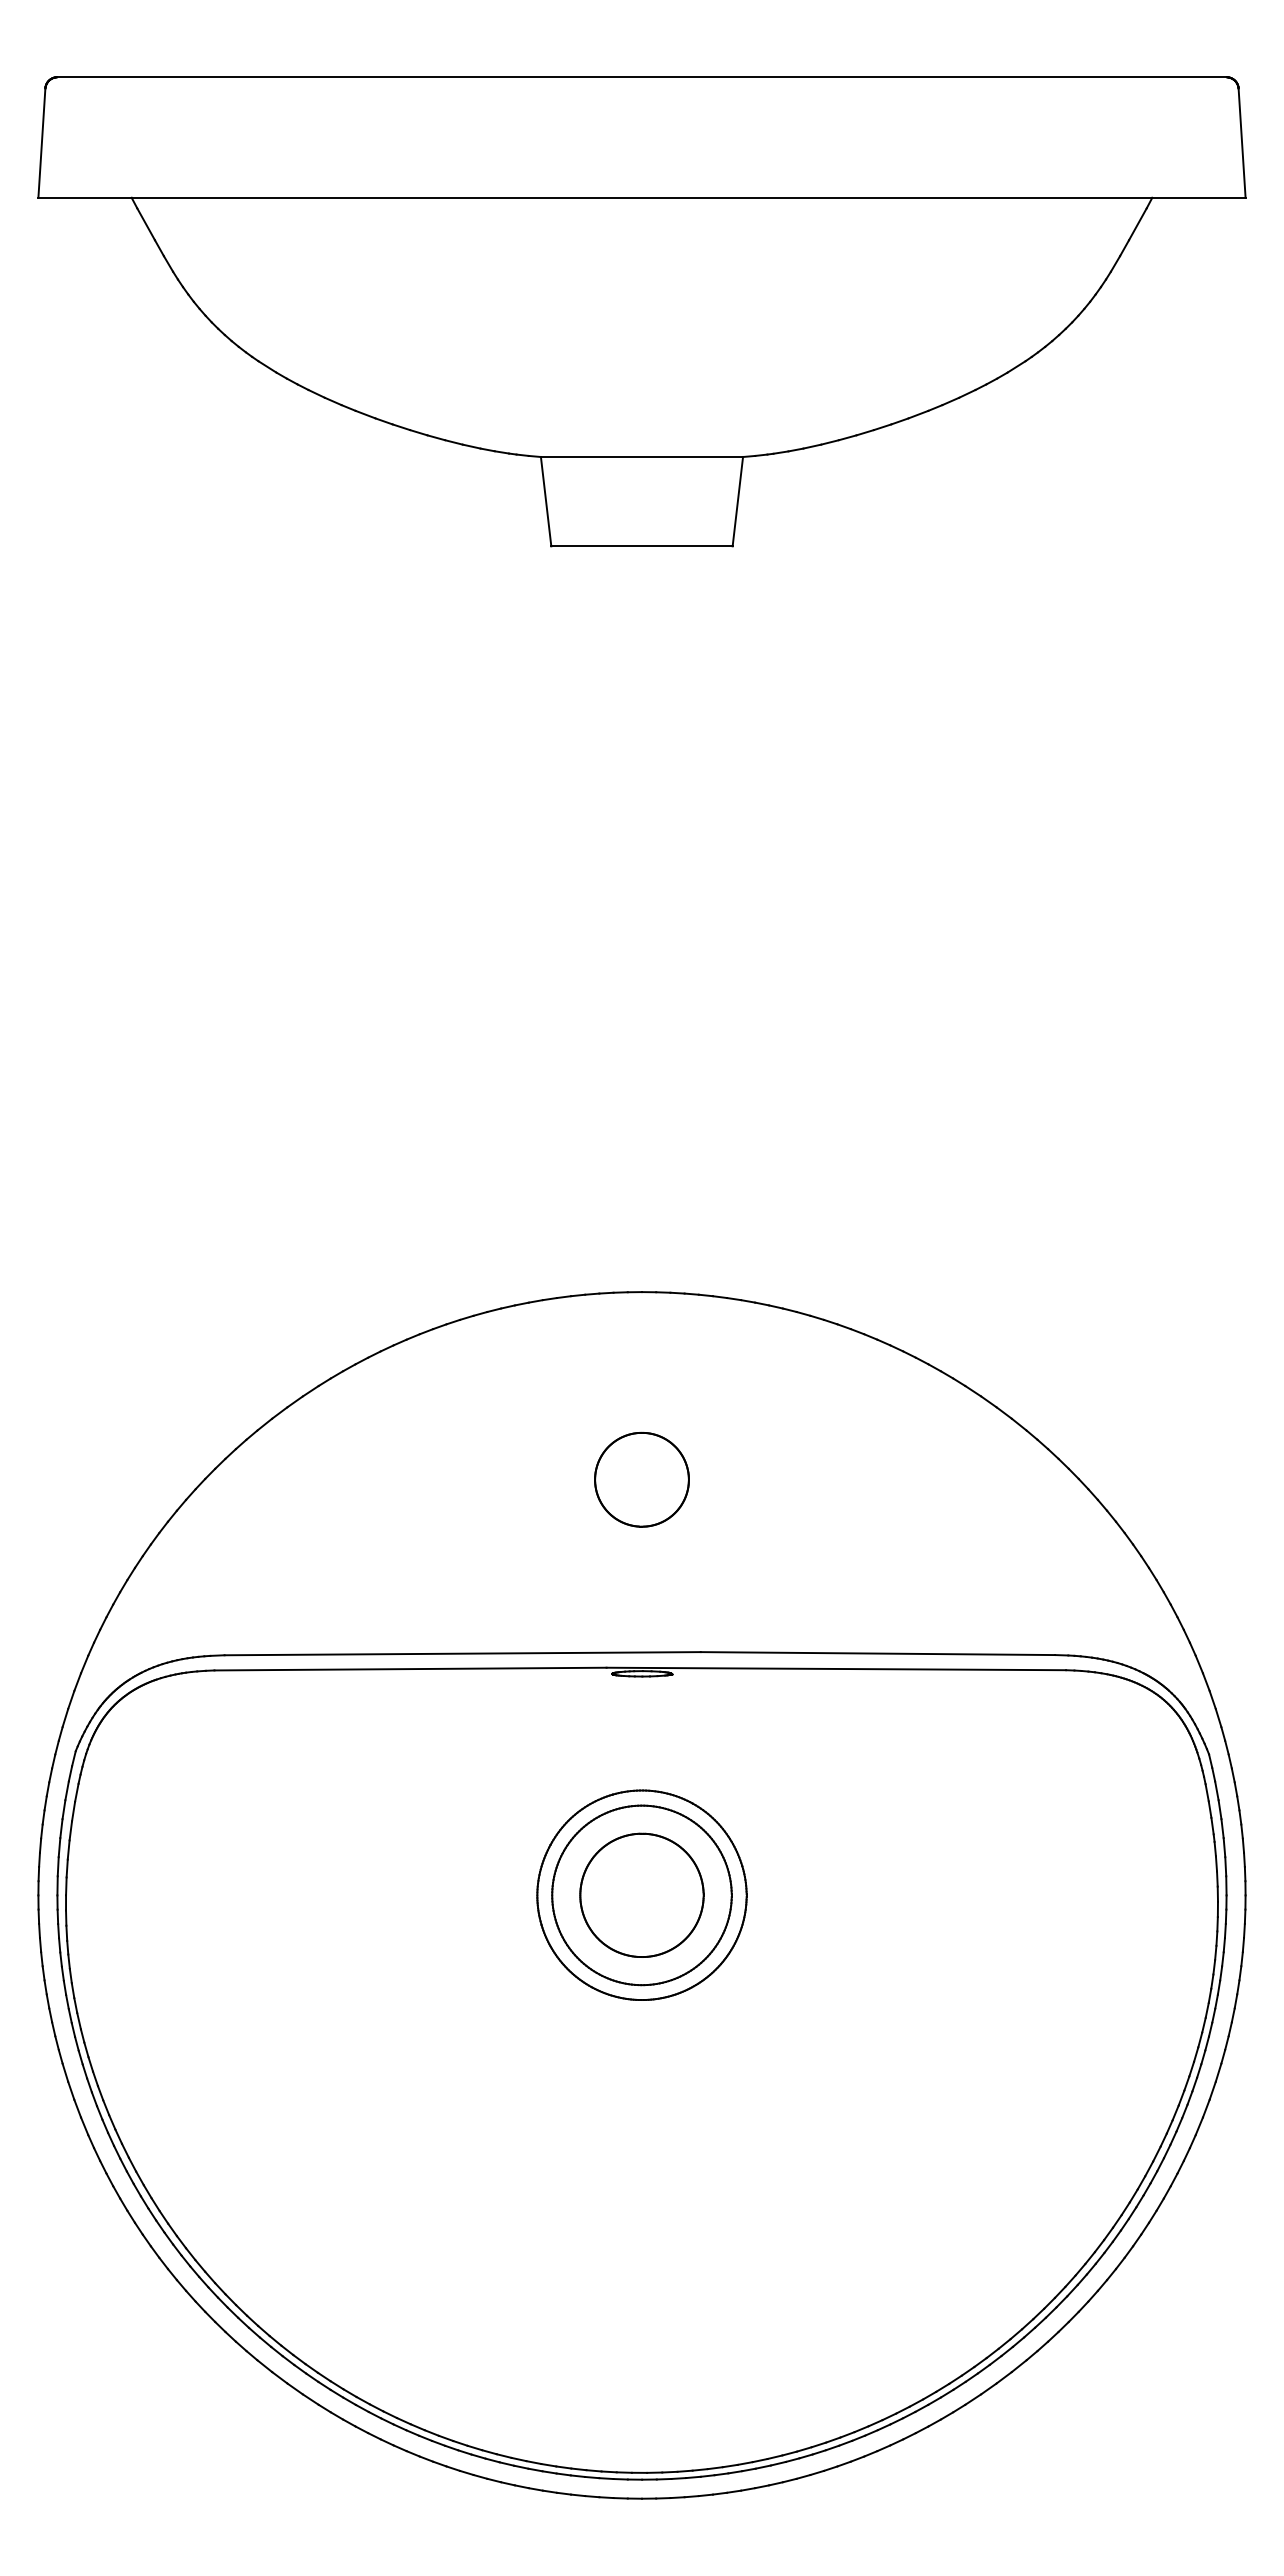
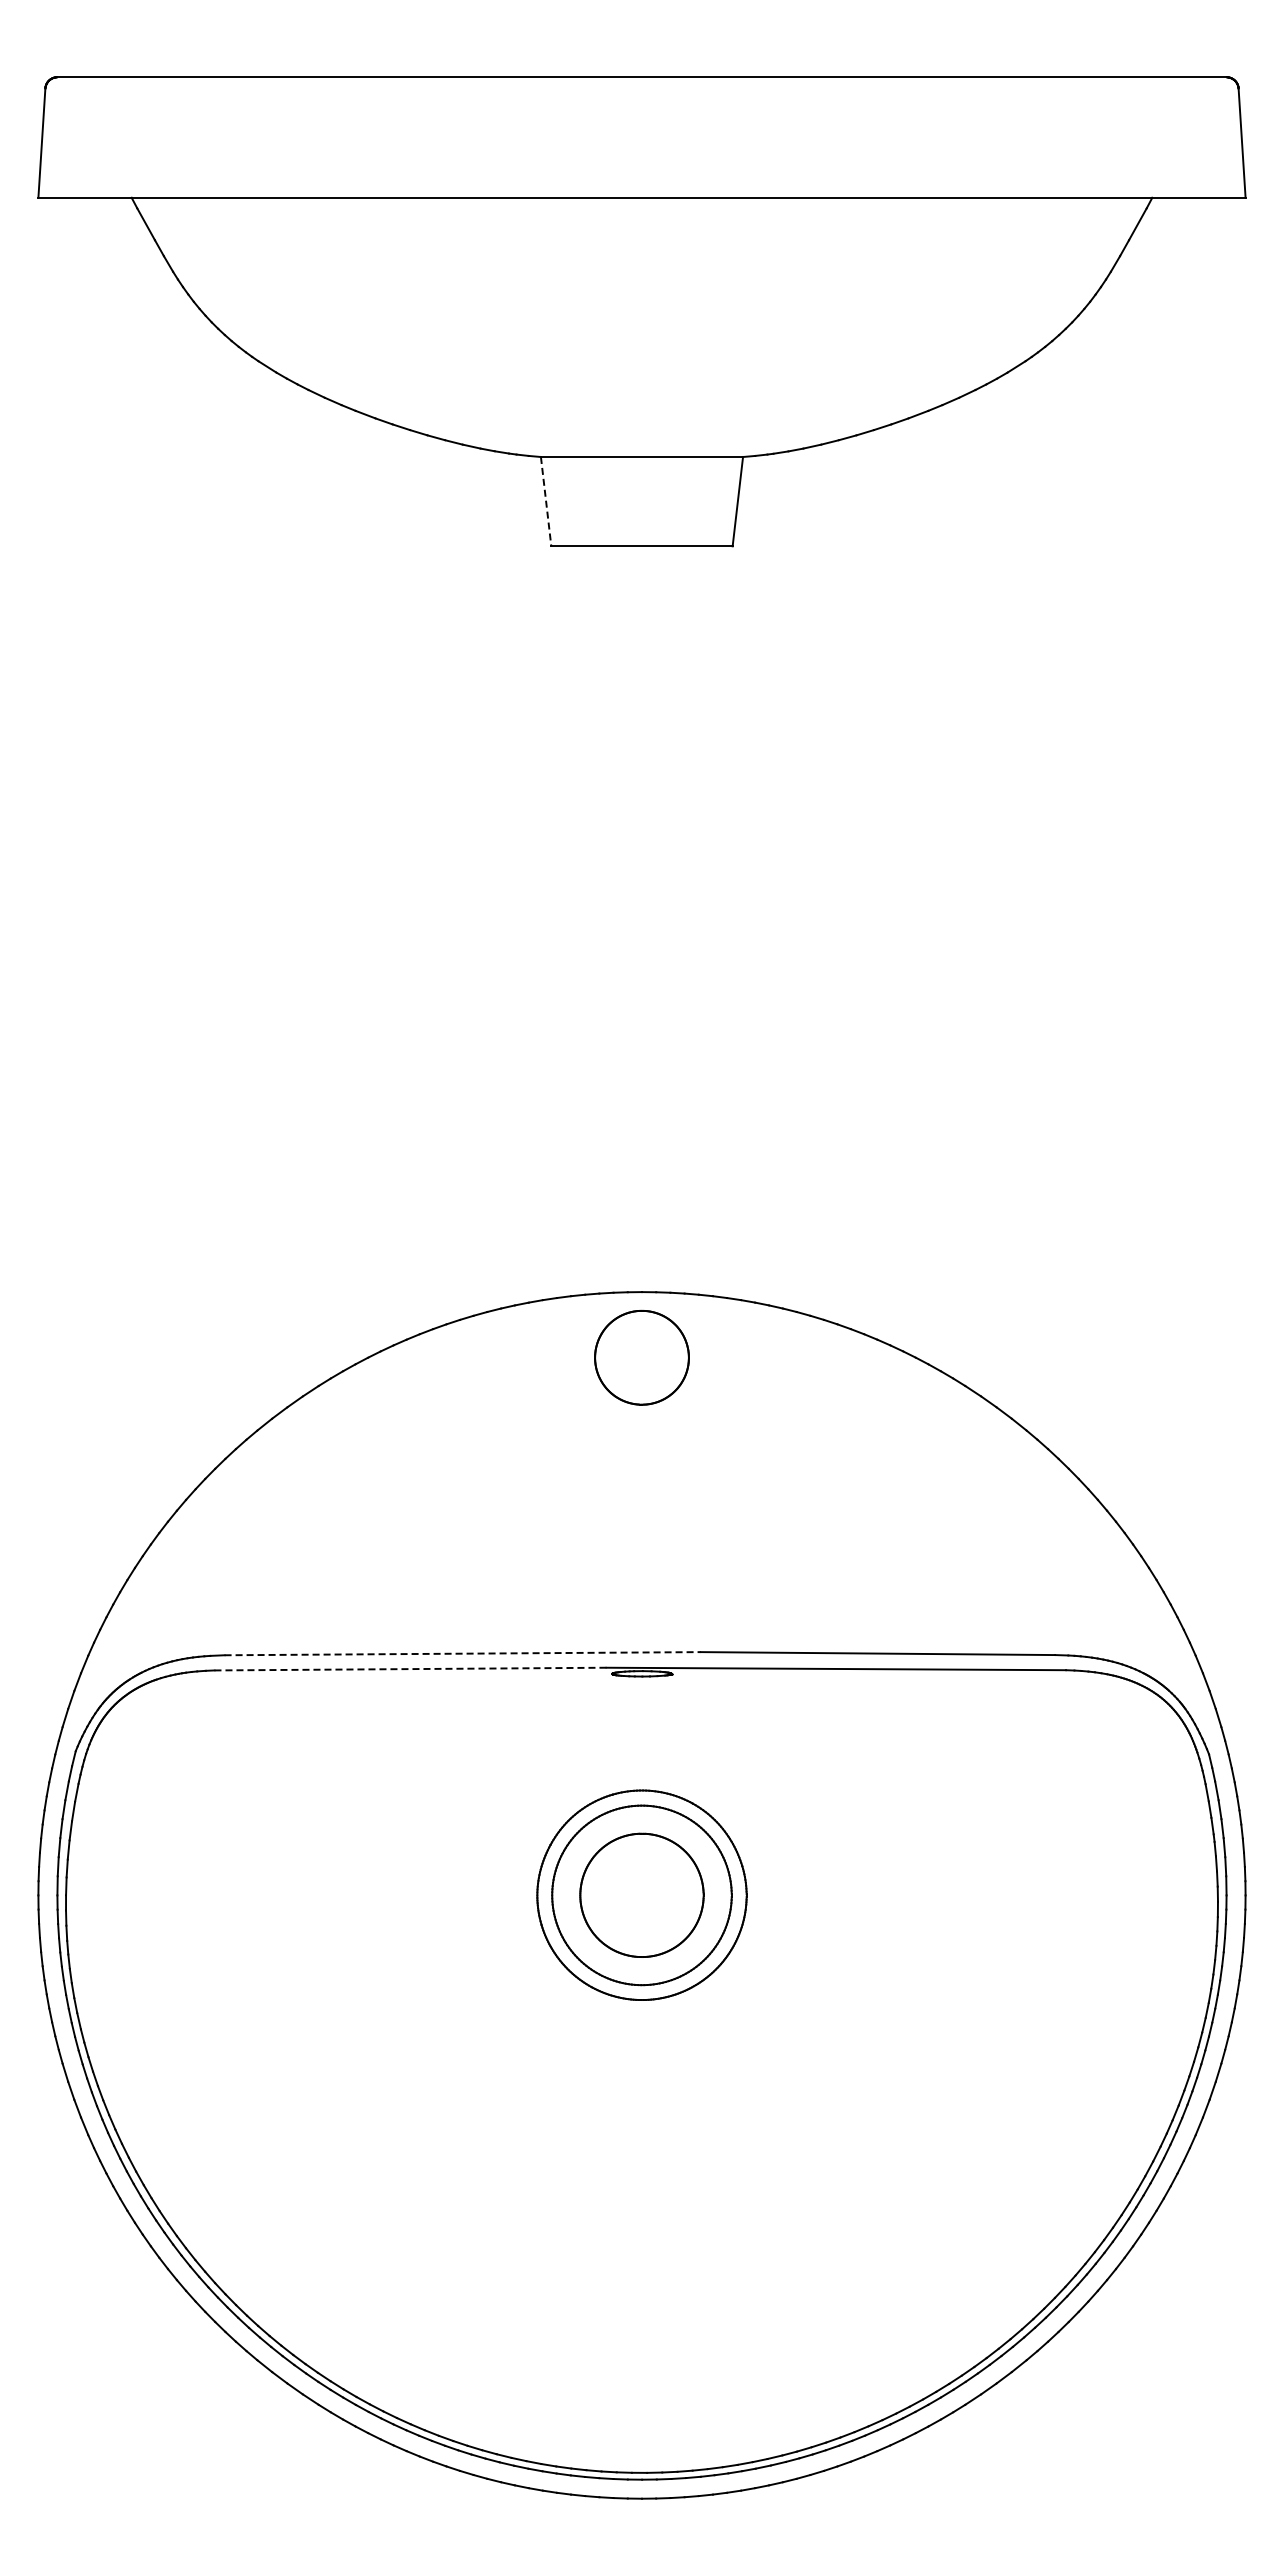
line: solid -> dashed (546, 501)
part position: (641, 1479) -> (641, 1357) (641, 1357)
line: solid -> dashed (463, 1653)
line: solid -> dashed (411, 1669)
